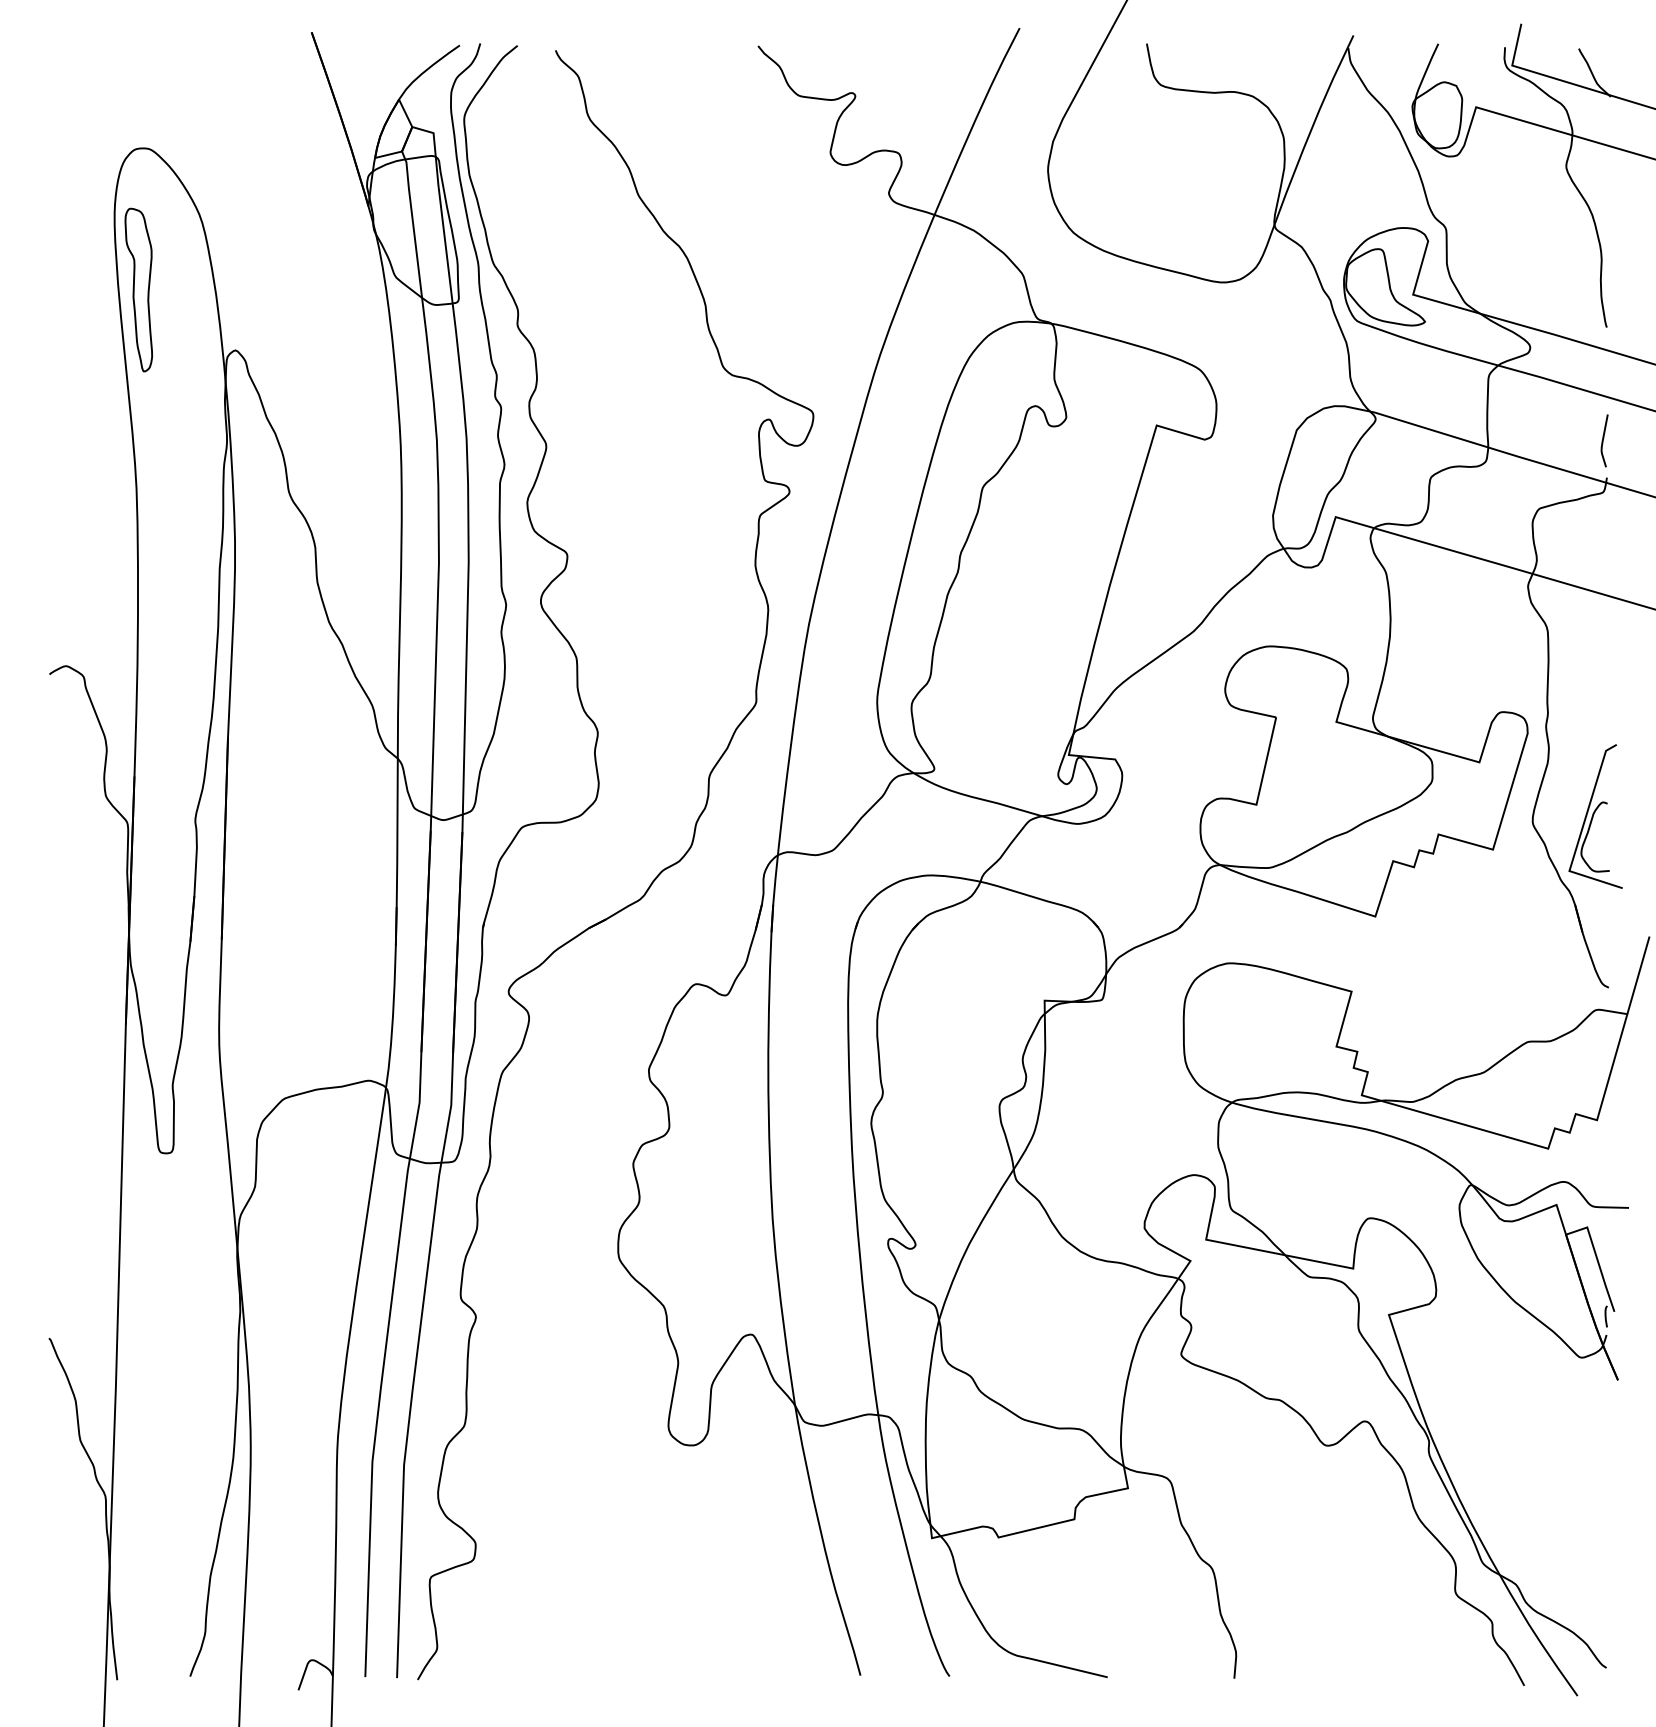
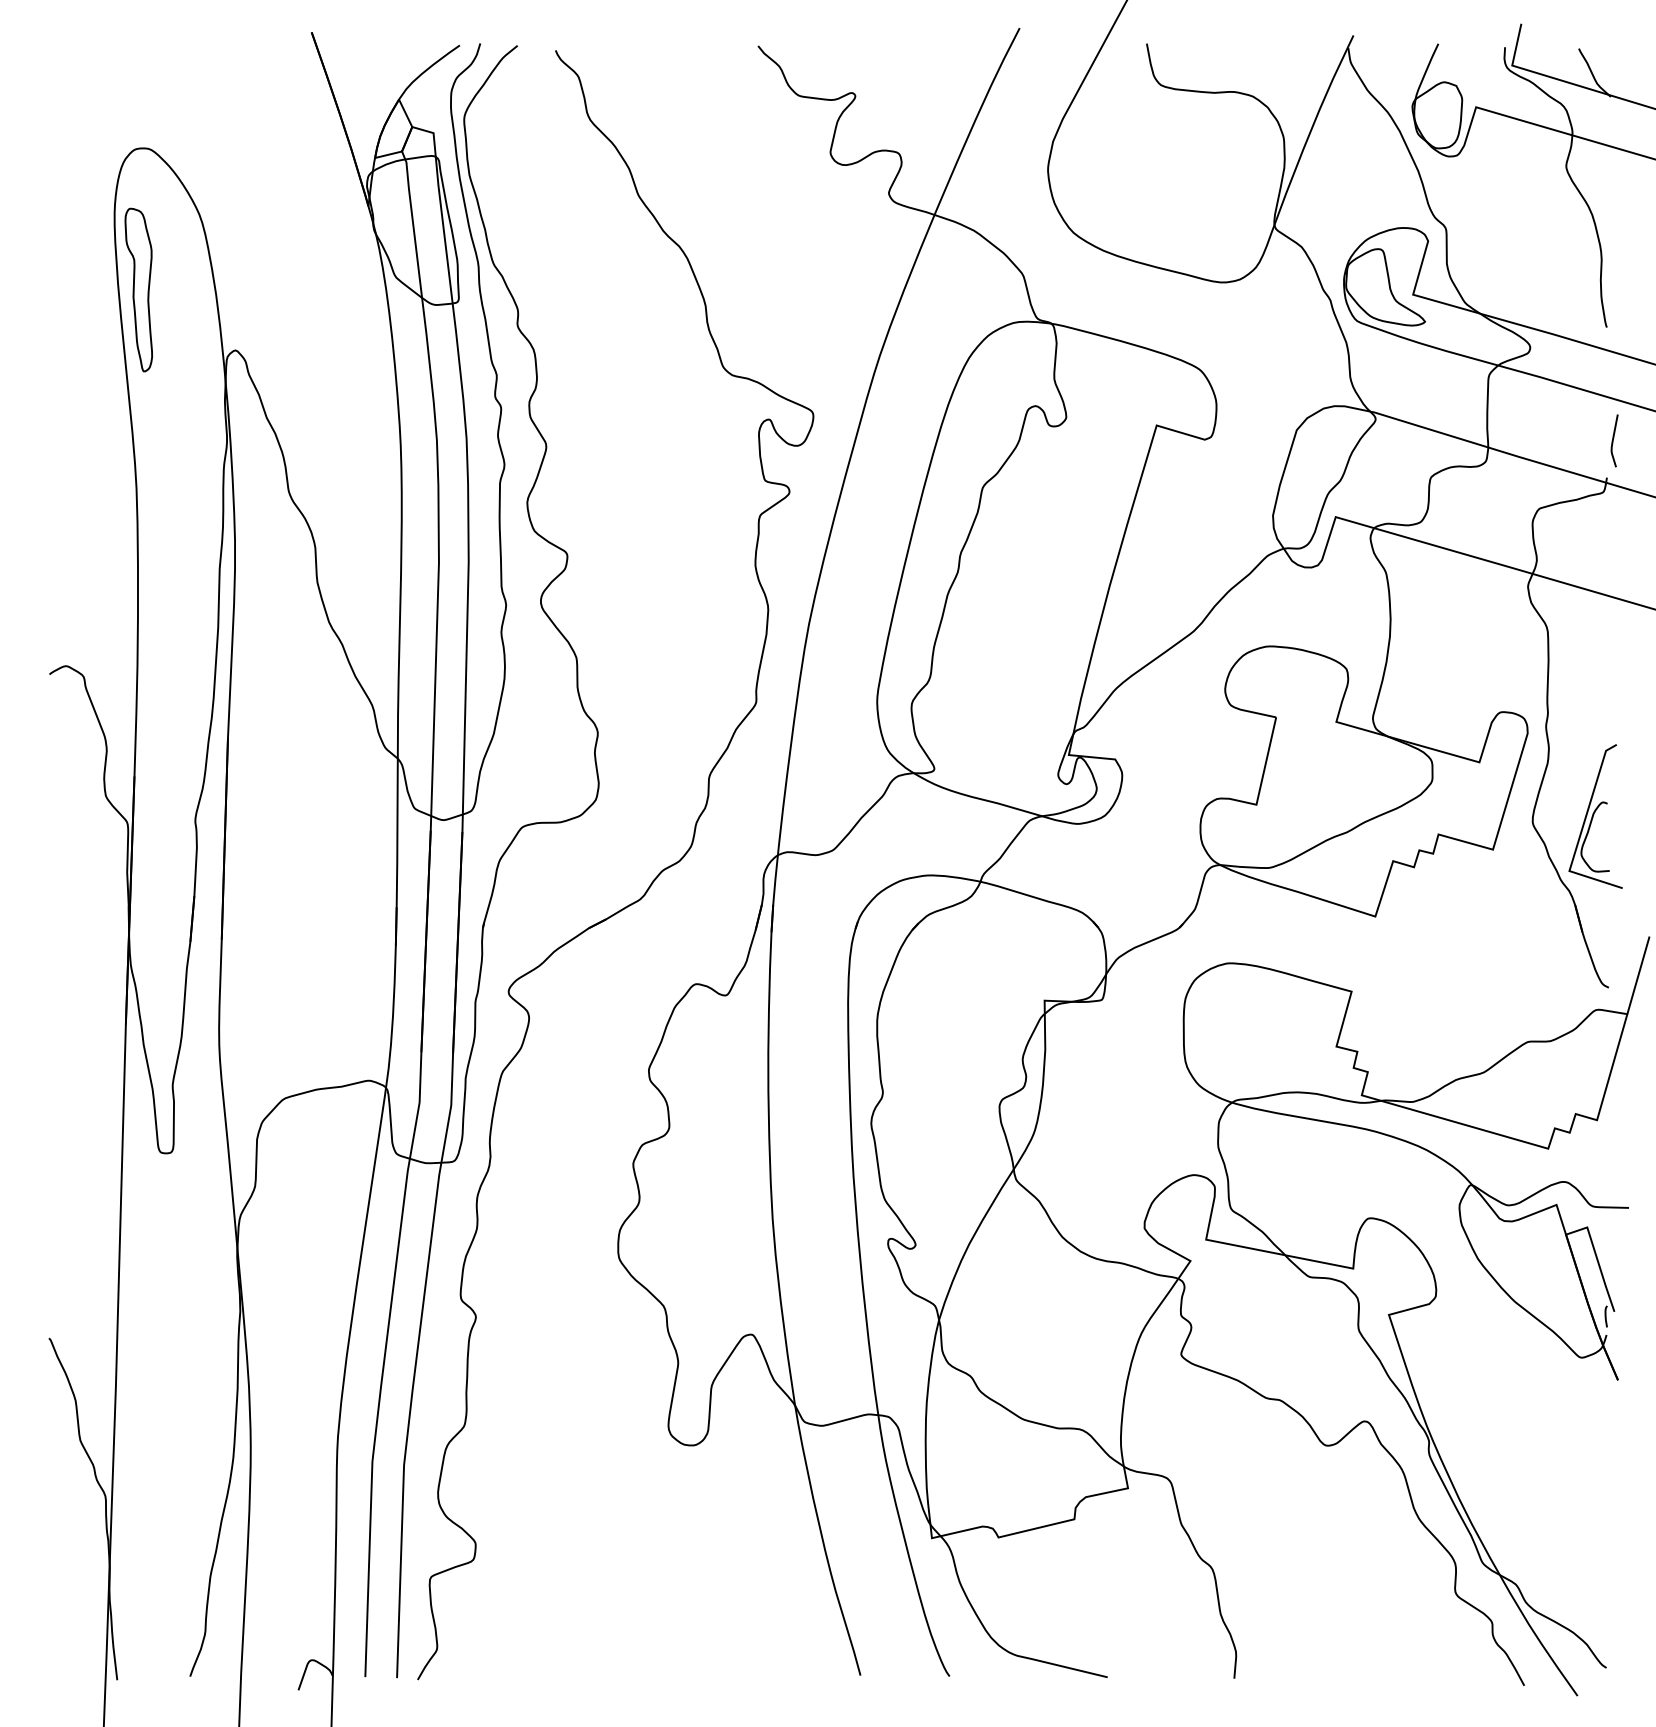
curve position: (1603, 440) -> (1613, 440) (1613, 440)
